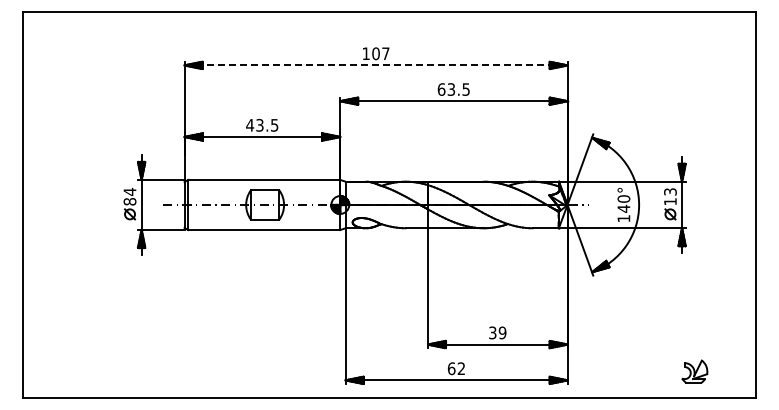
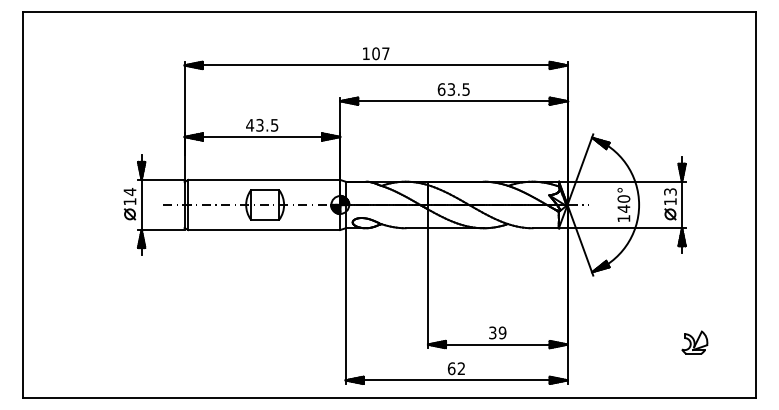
line: dashed -> solid (376, 65)
text: 84 -> 14 (129, 201)
part position: (694, 371) -> (694, 342) (694, 342)
